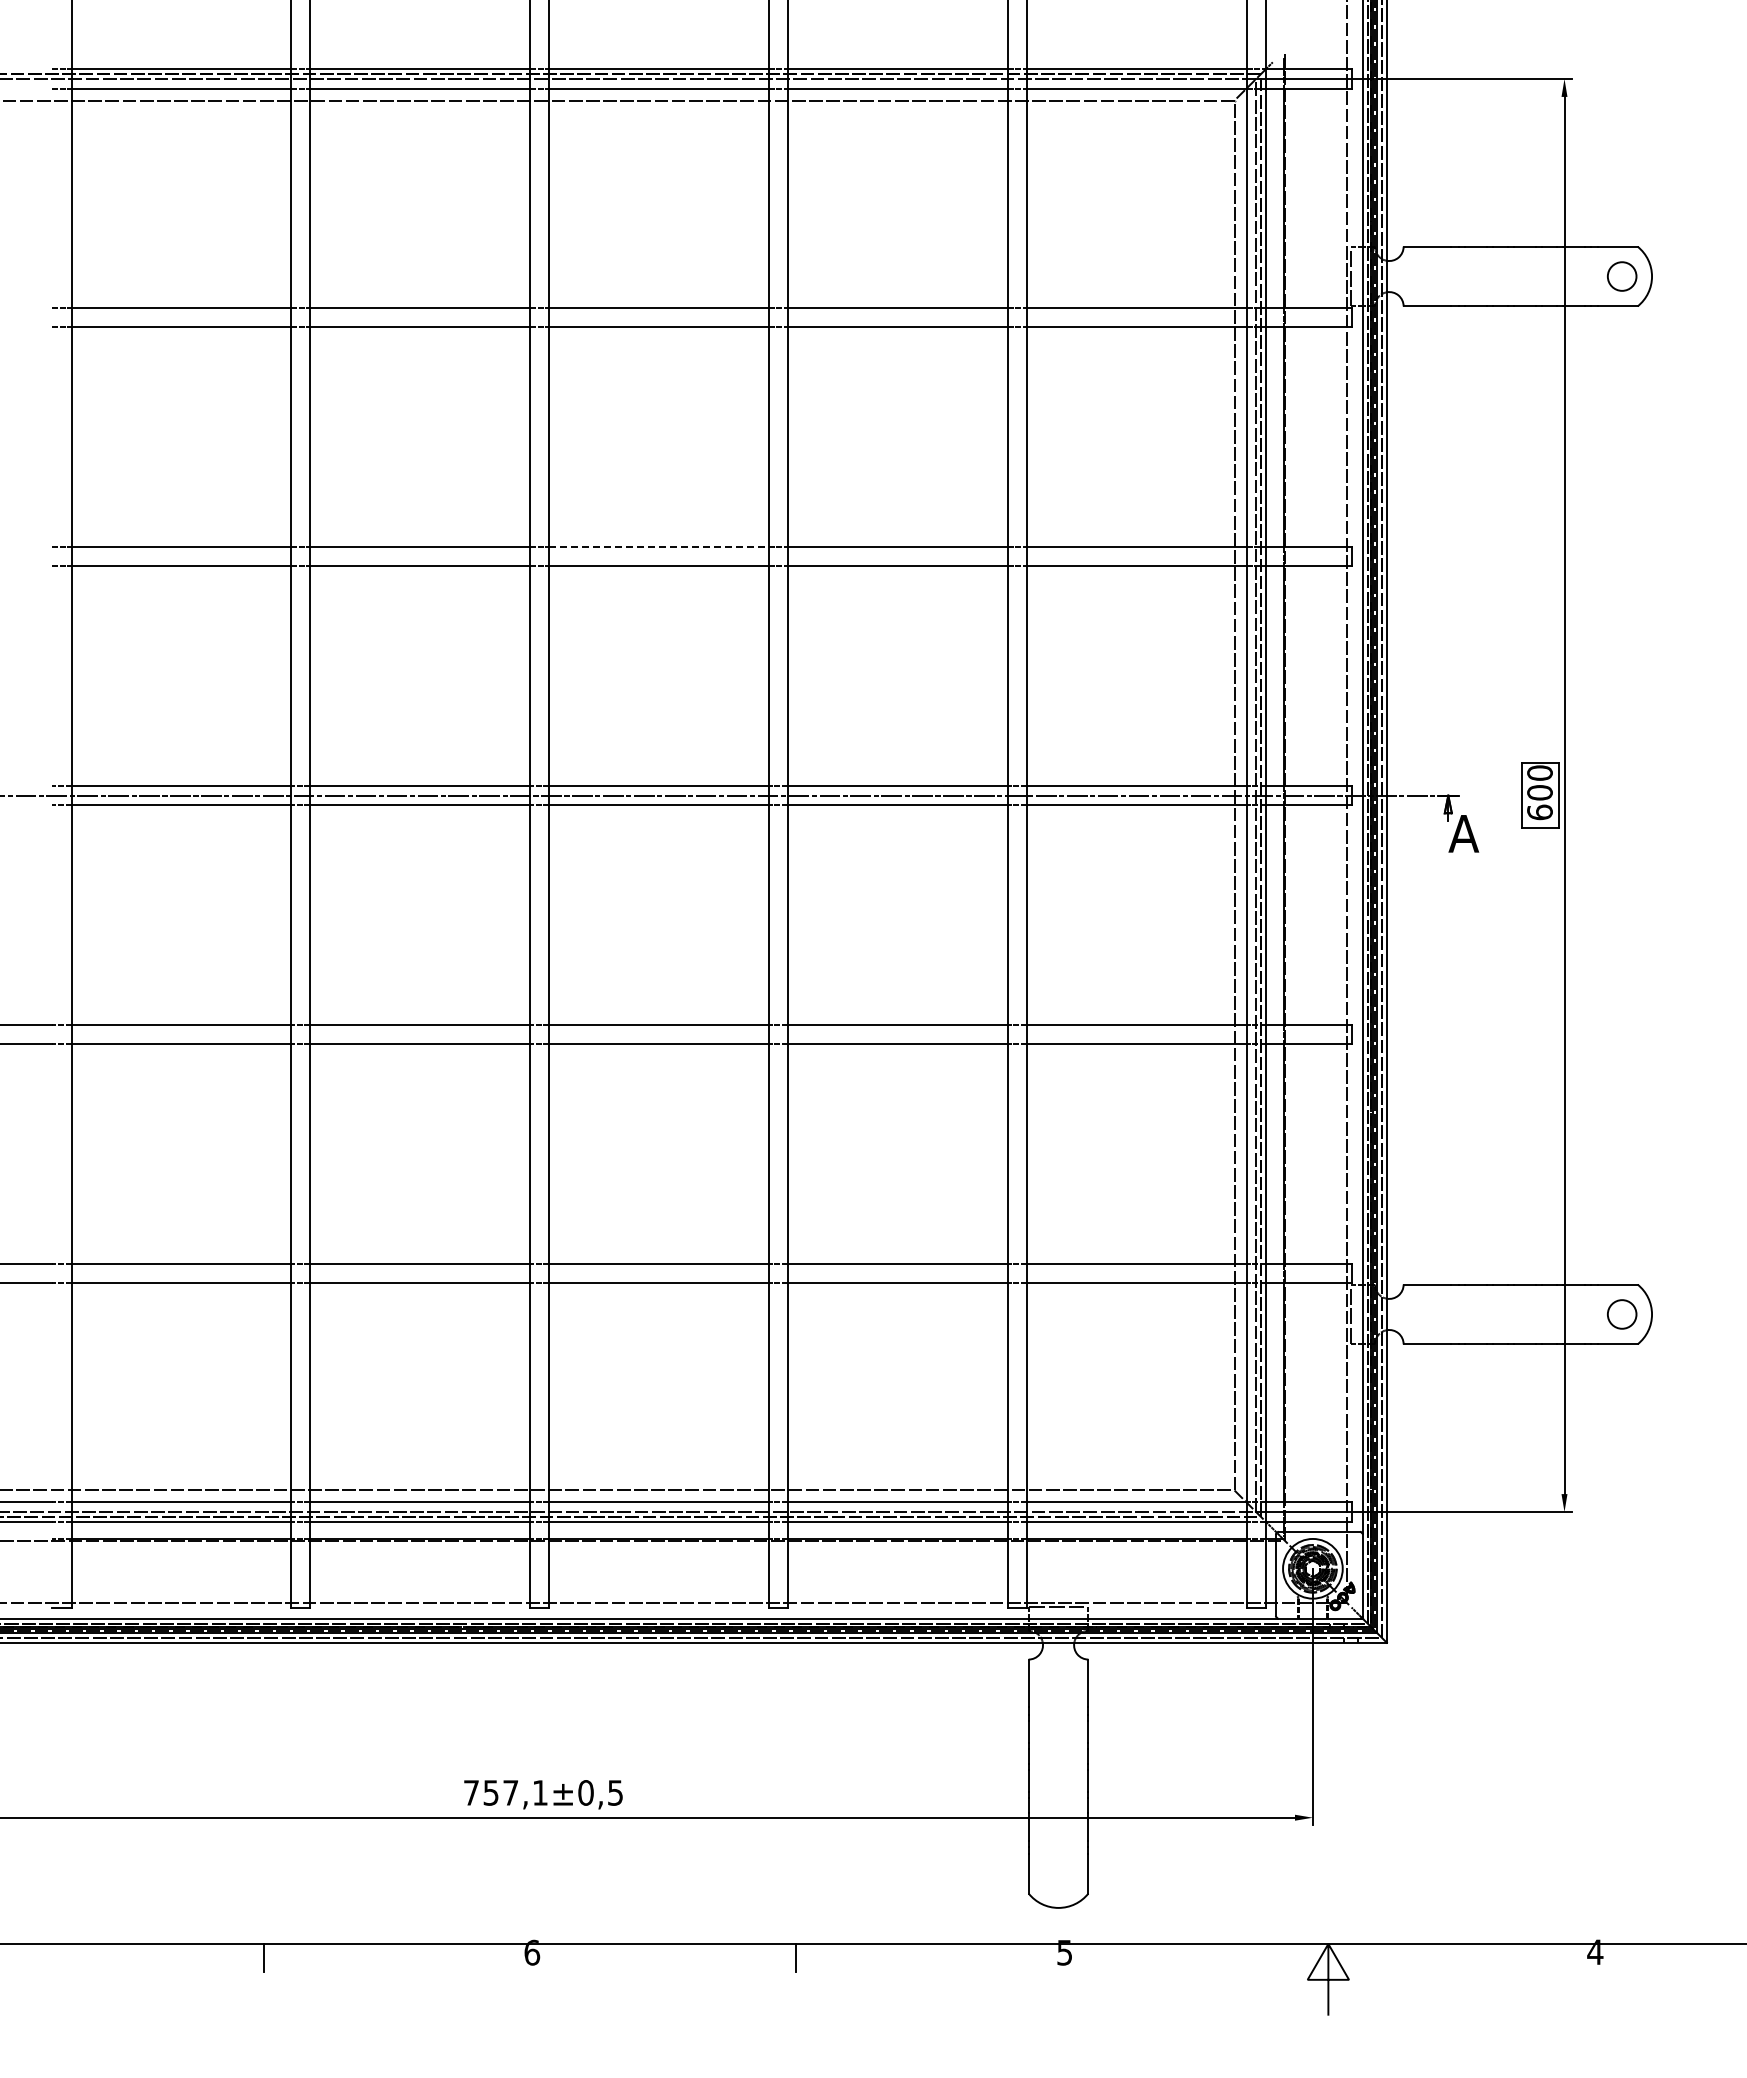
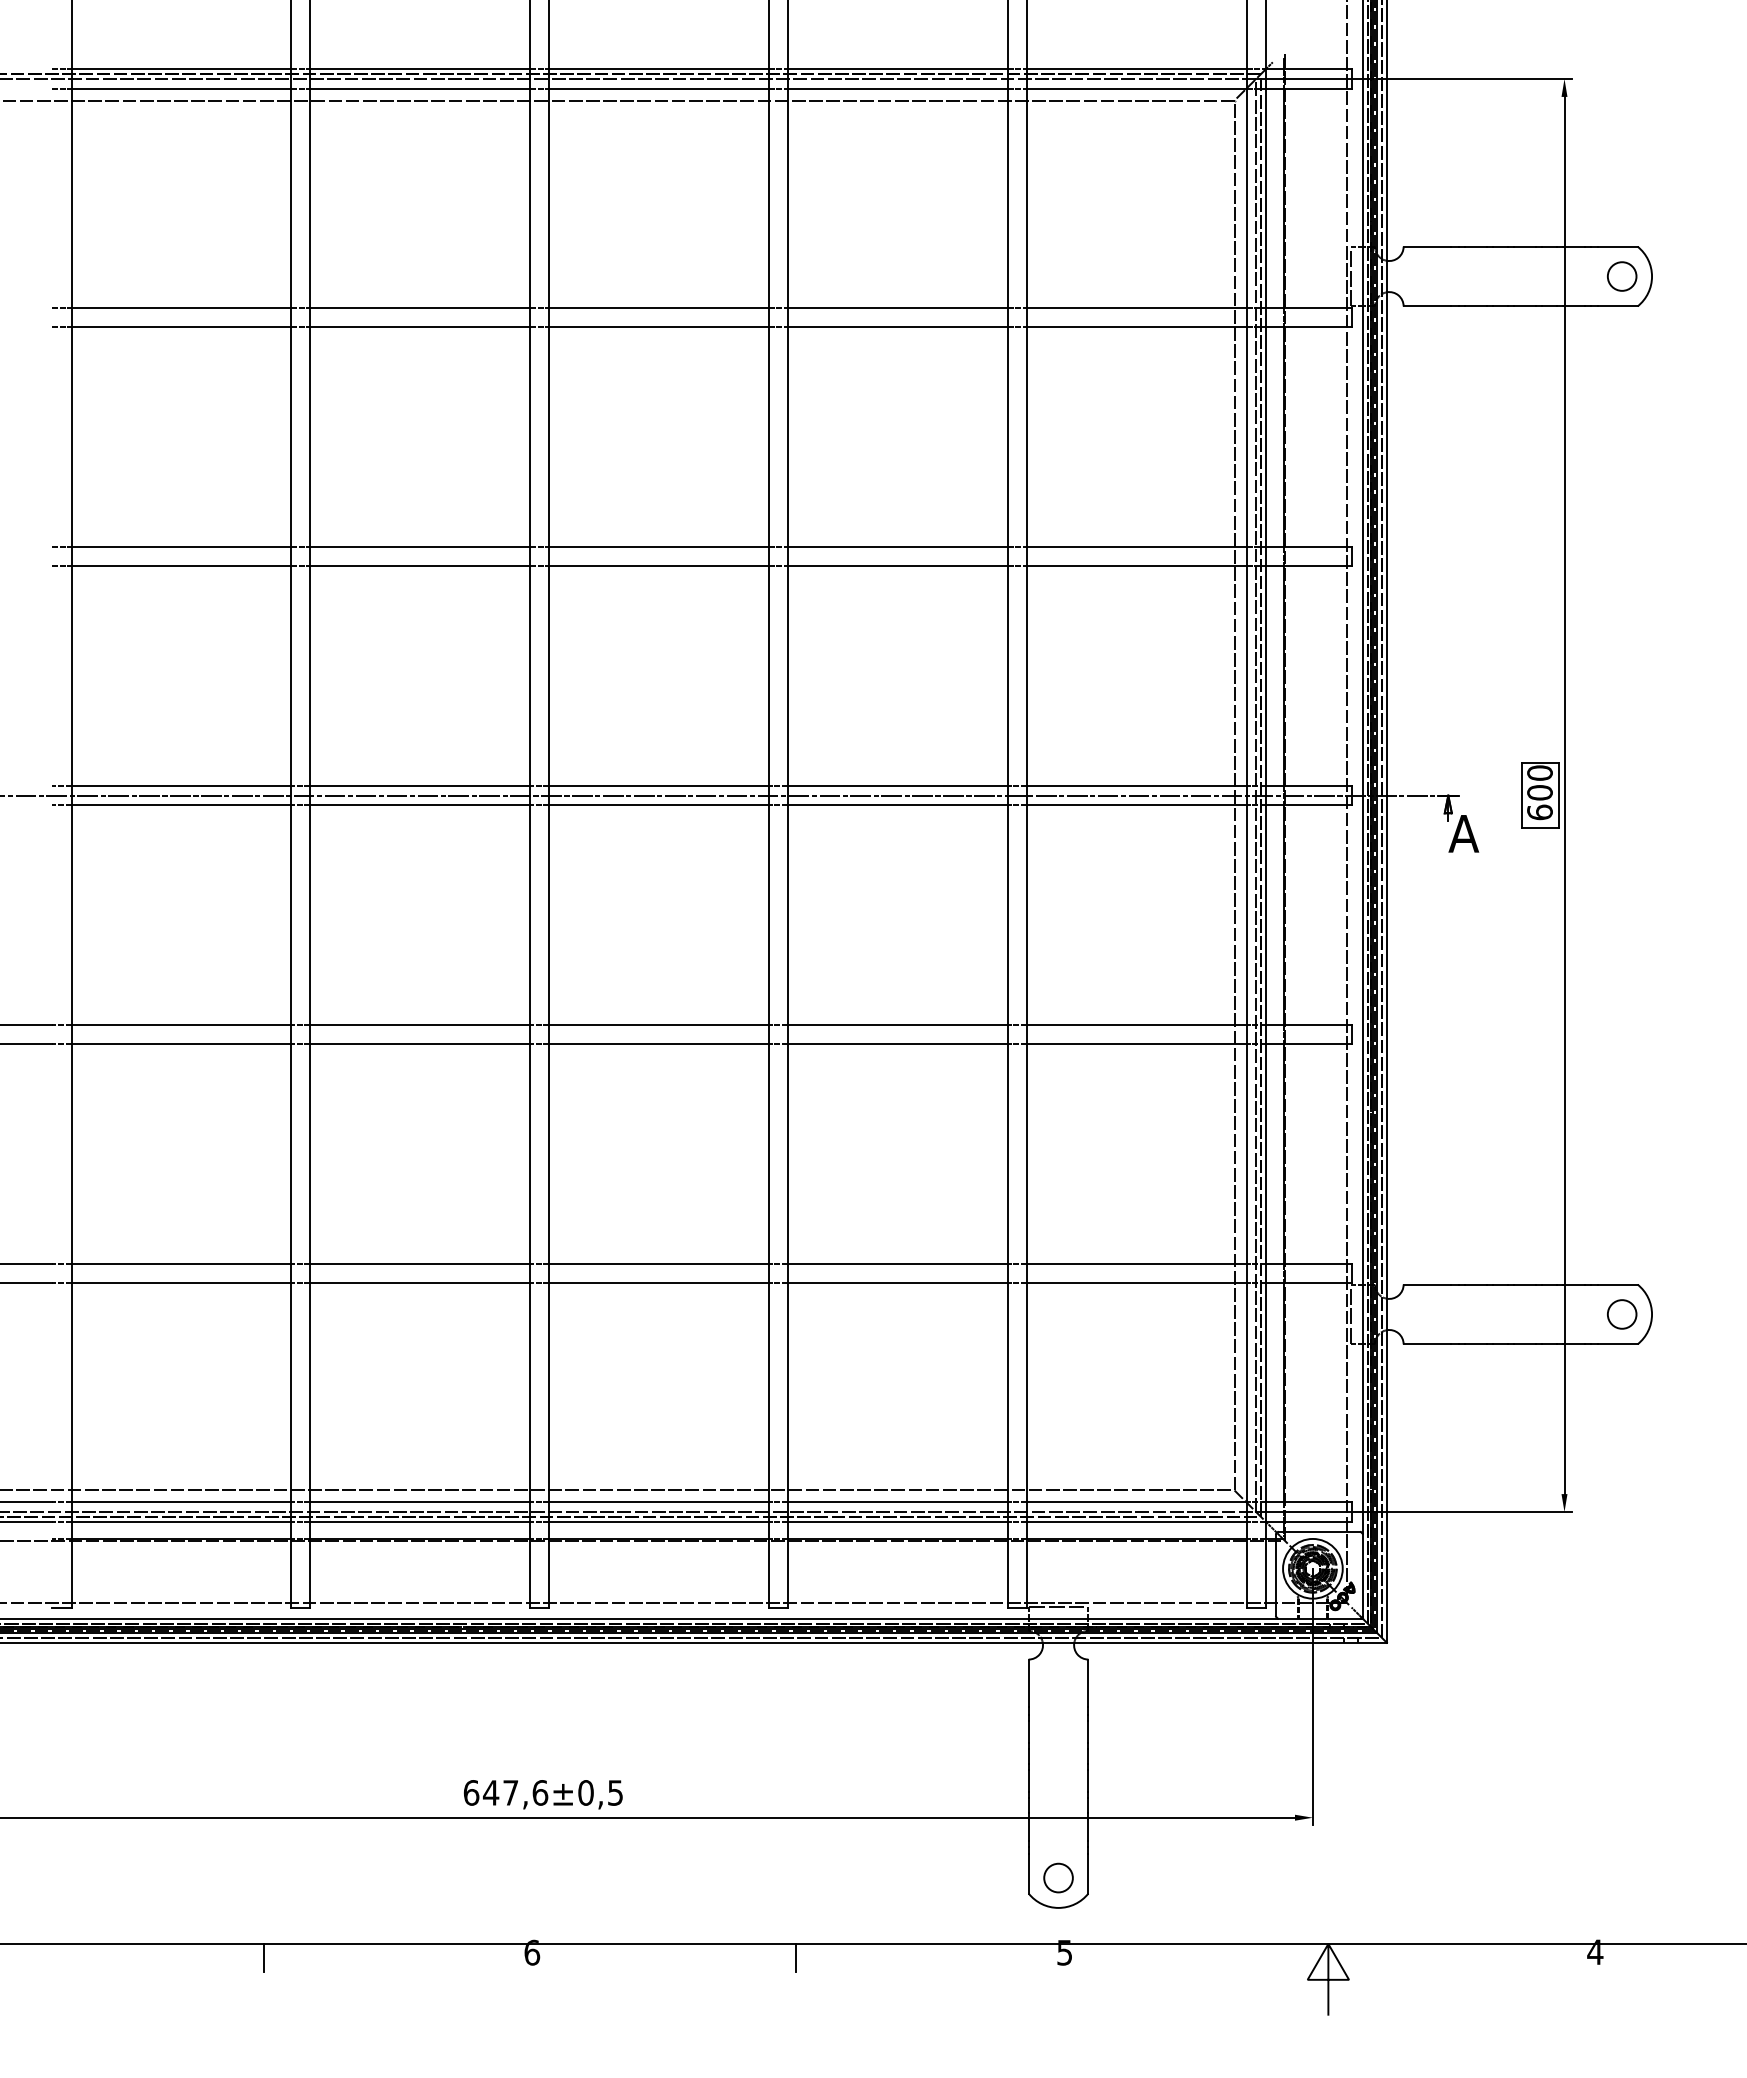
line: dashed -> solid (659, 547)
text: 757,1 -> 647,6 (505, 1792)
circle: none -> present (1058, 1877)
